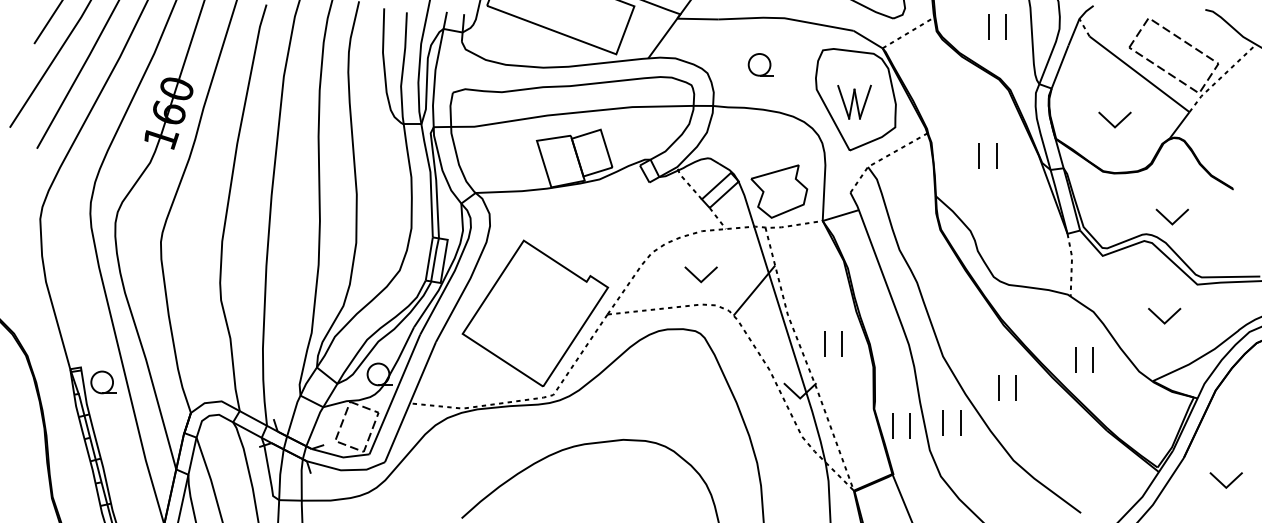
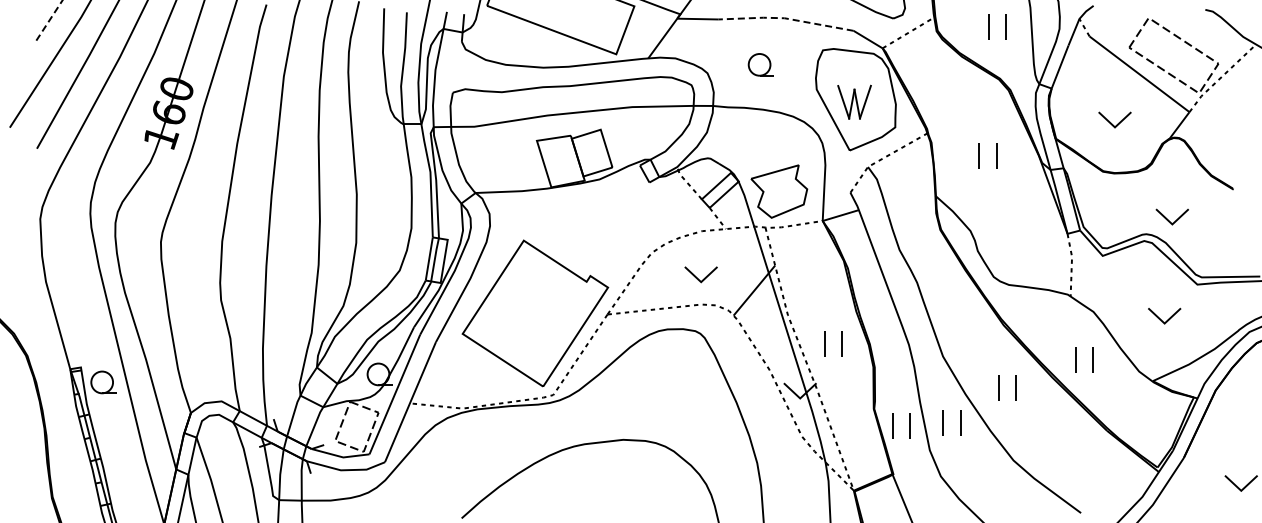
line: solid -> dashed (784, 18)
line: solid -> dashed (48, 22)
part position: (1225, 480) -> (1240, 483) (1240, 483)
